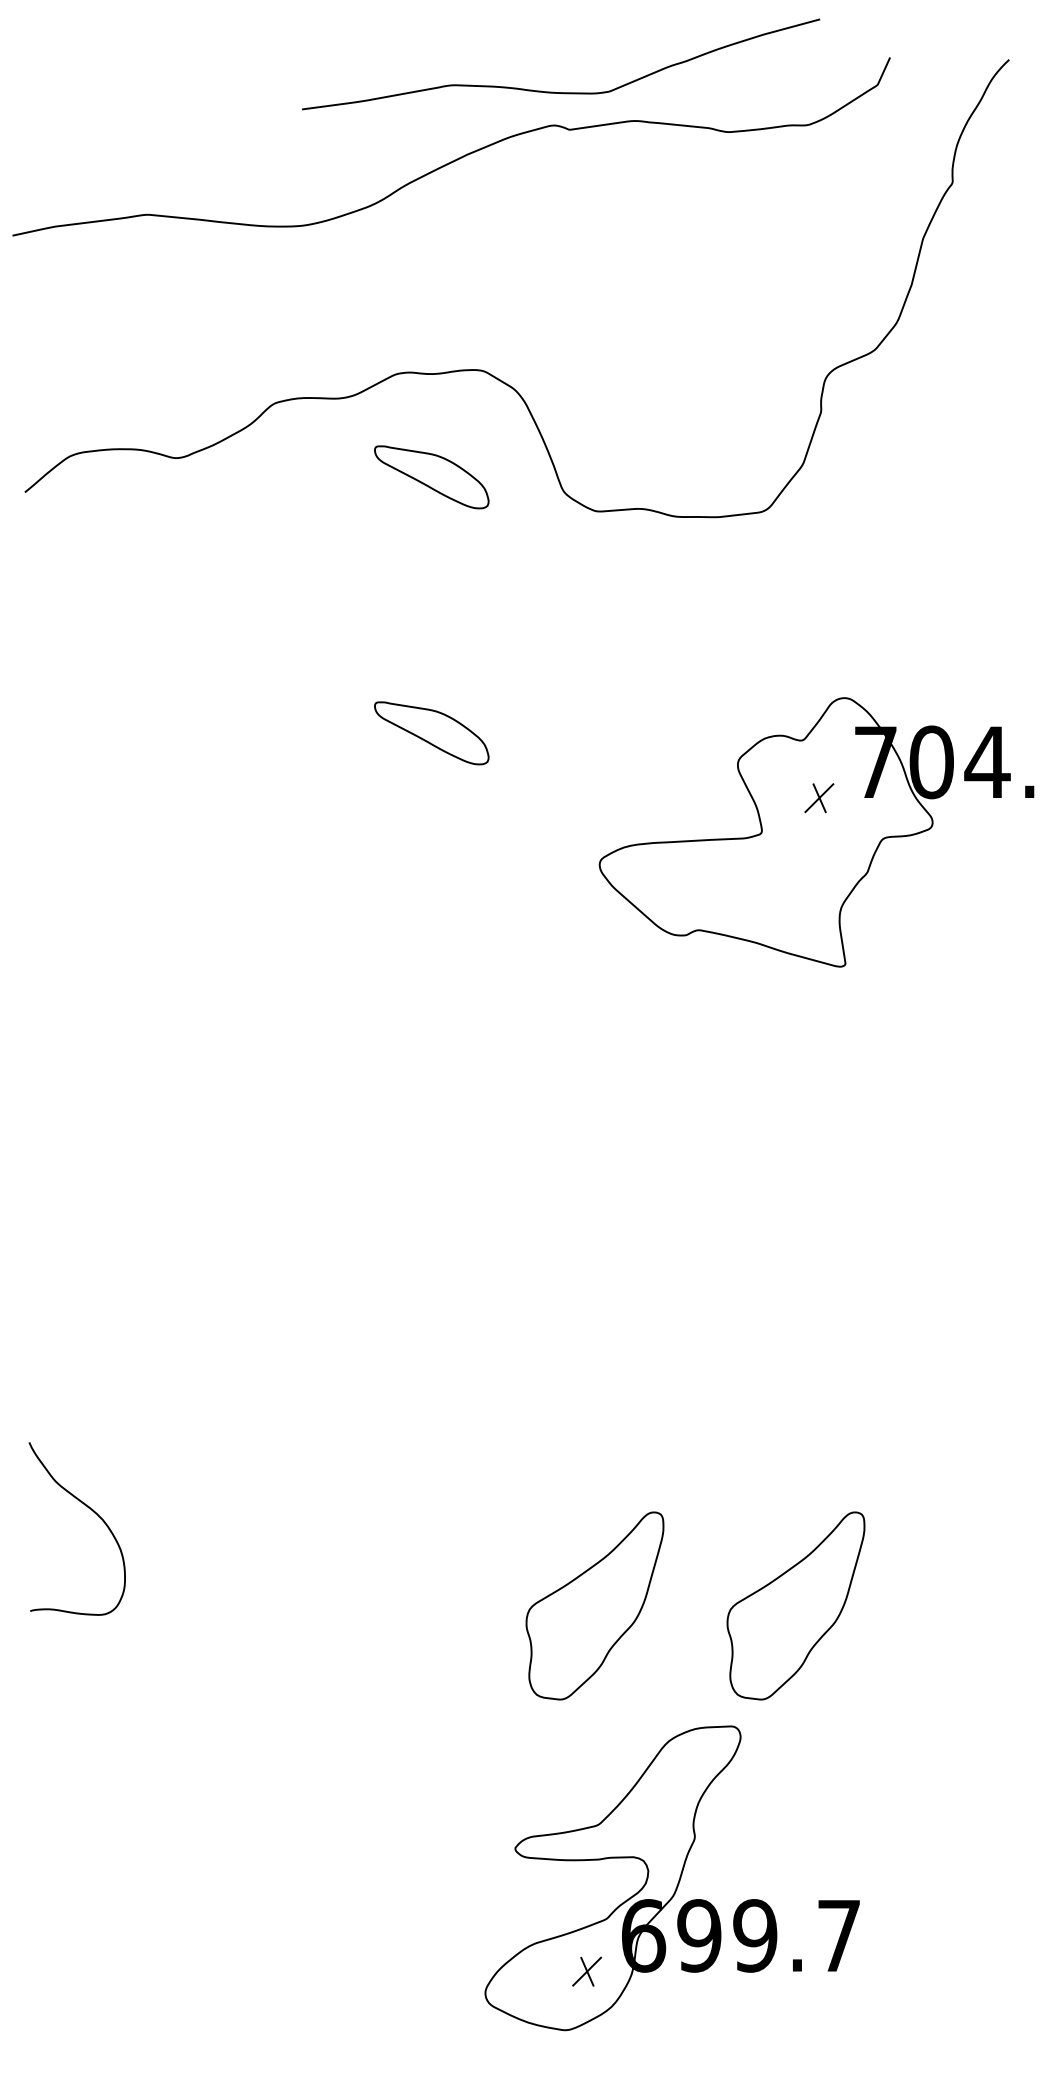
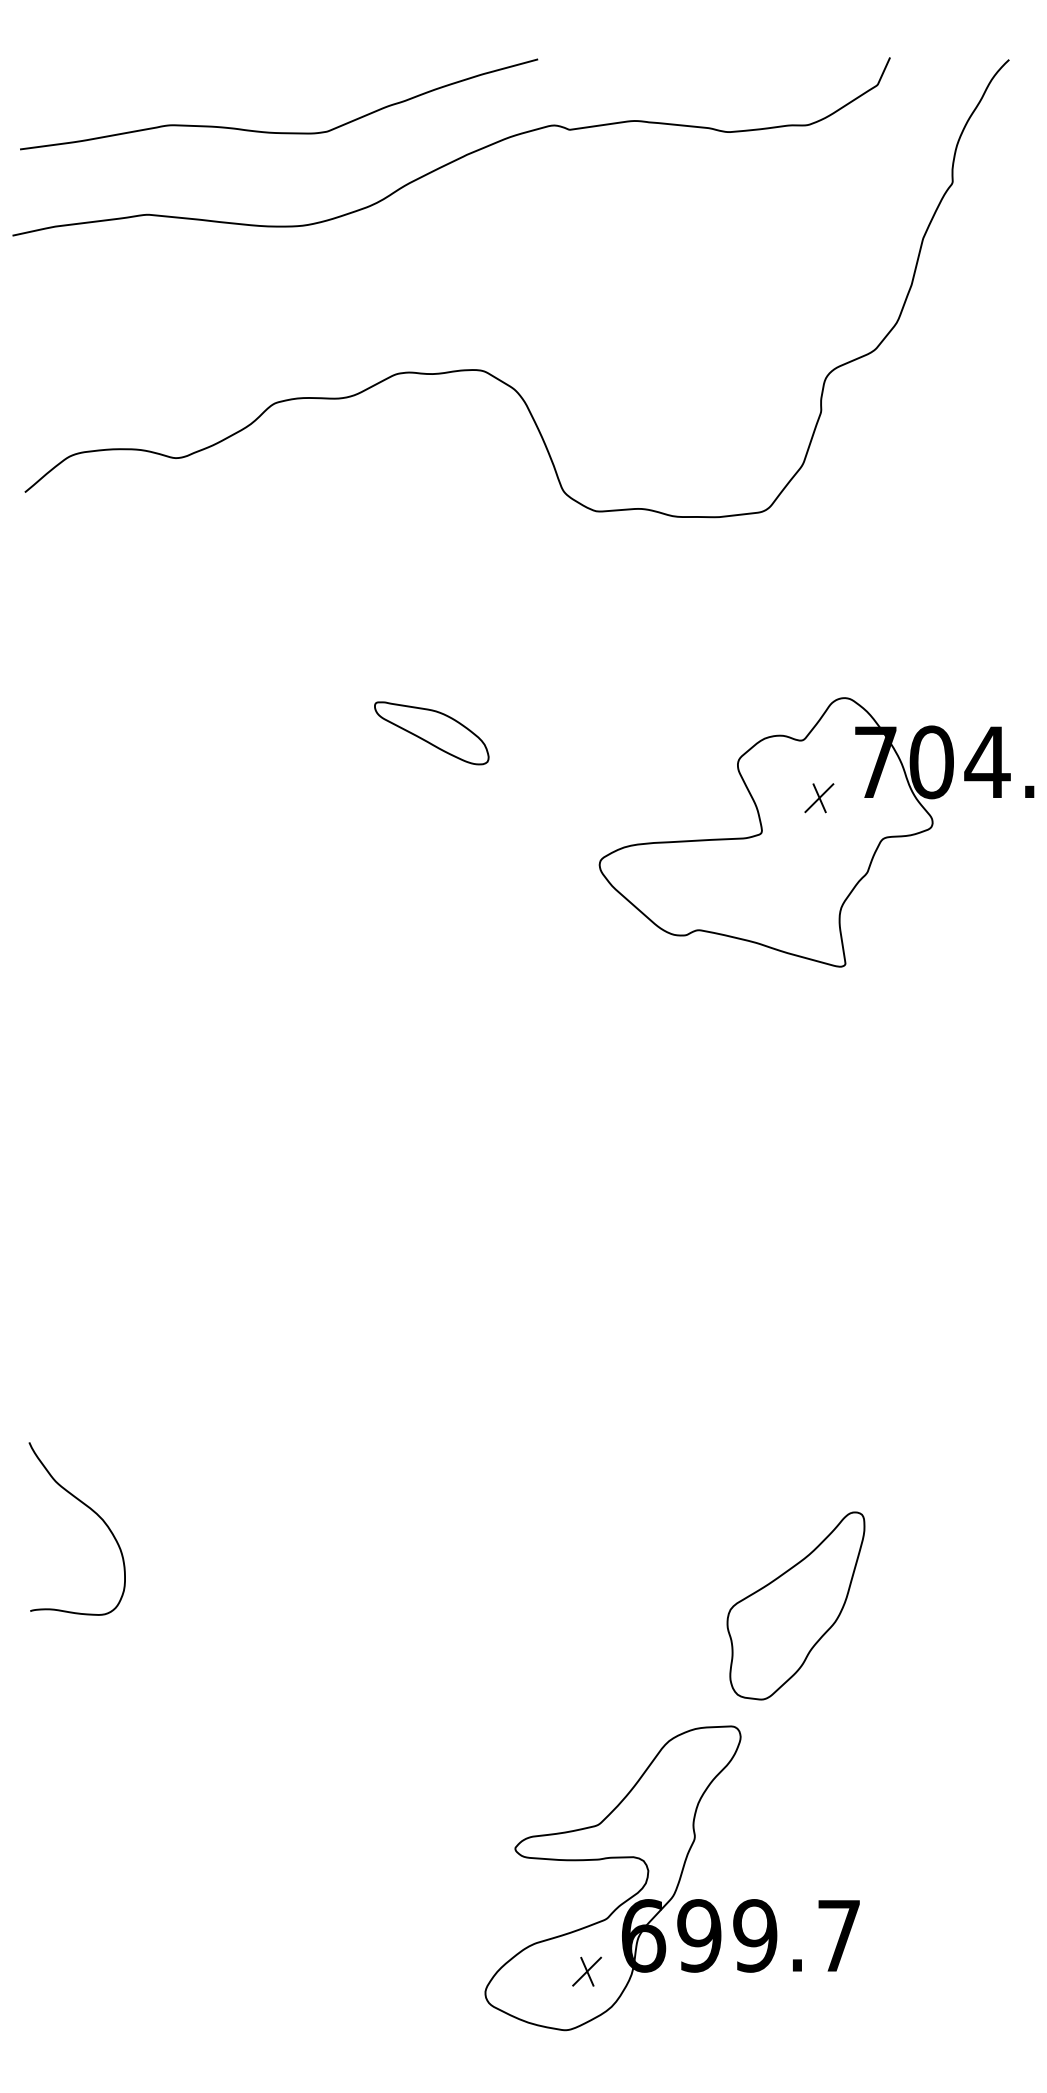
curve position: (561, 92) -> (279, 132) (279, 132)
part: present -> none (431, 477)
part: present -> none (594, 1605)
